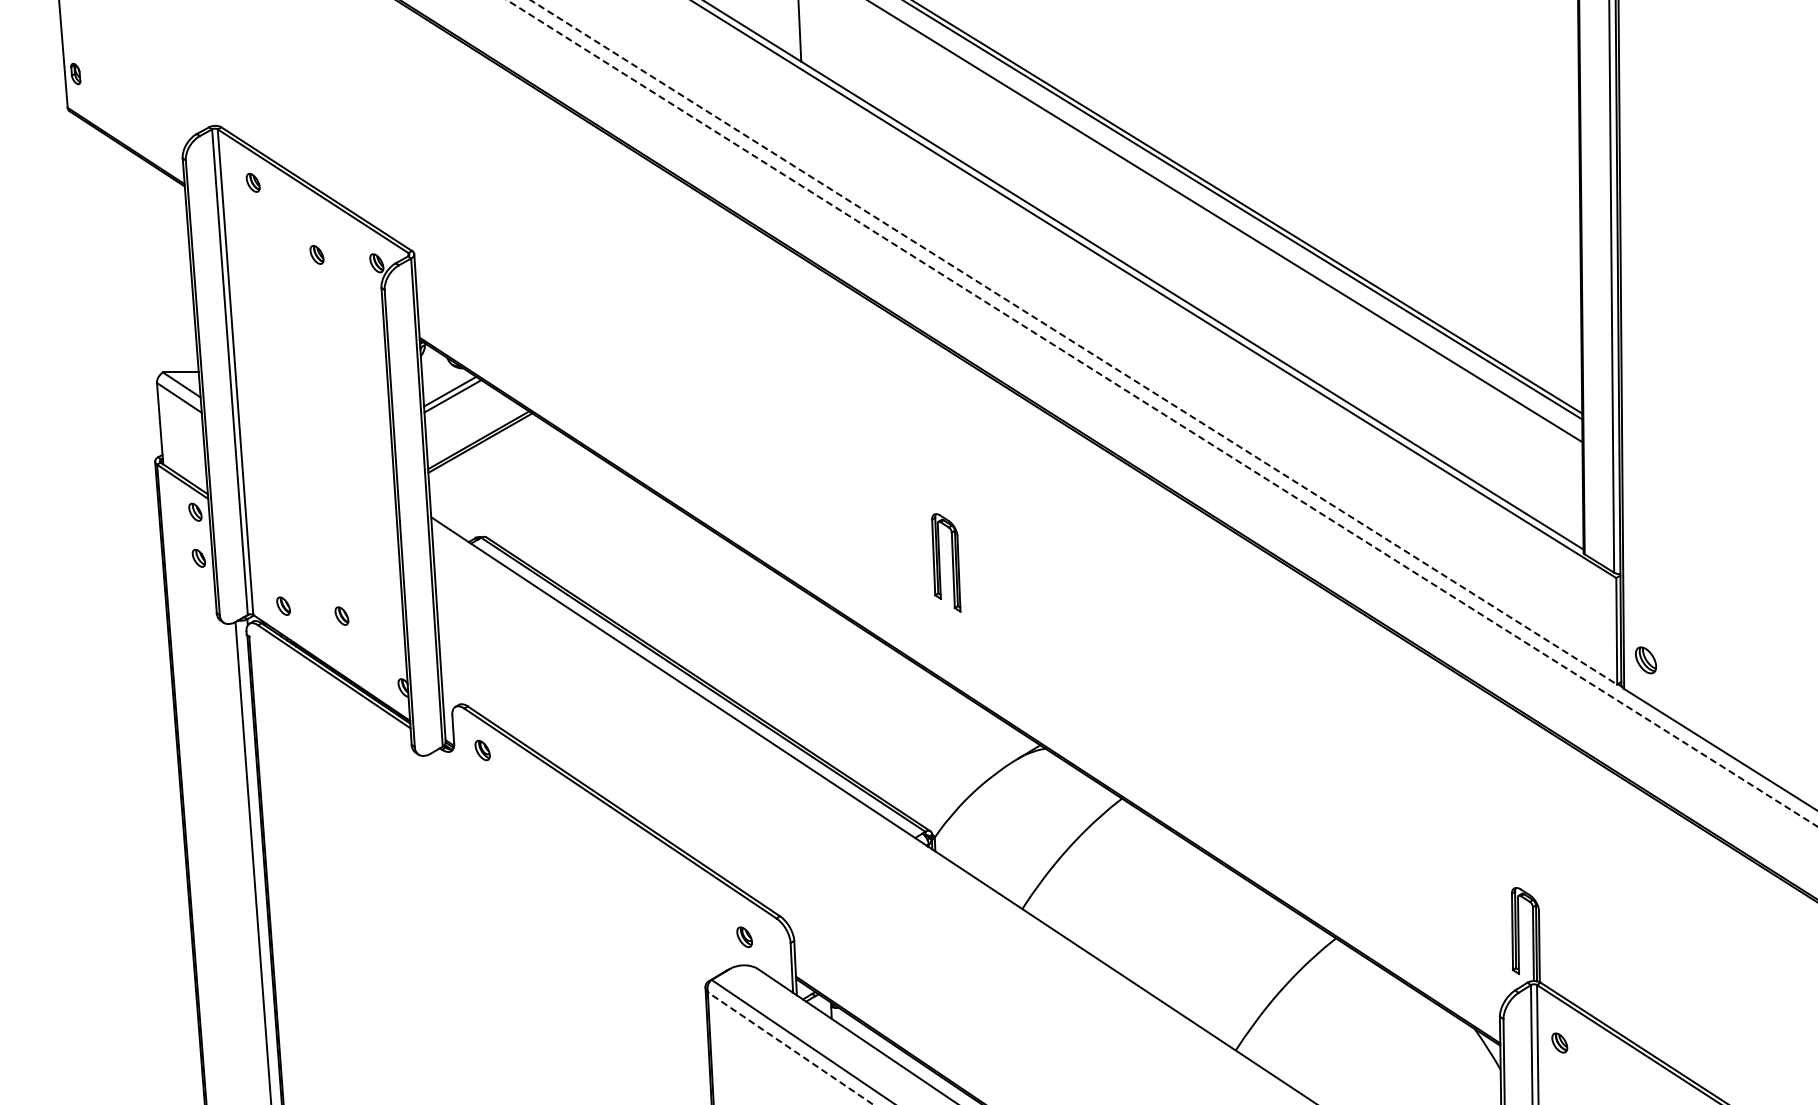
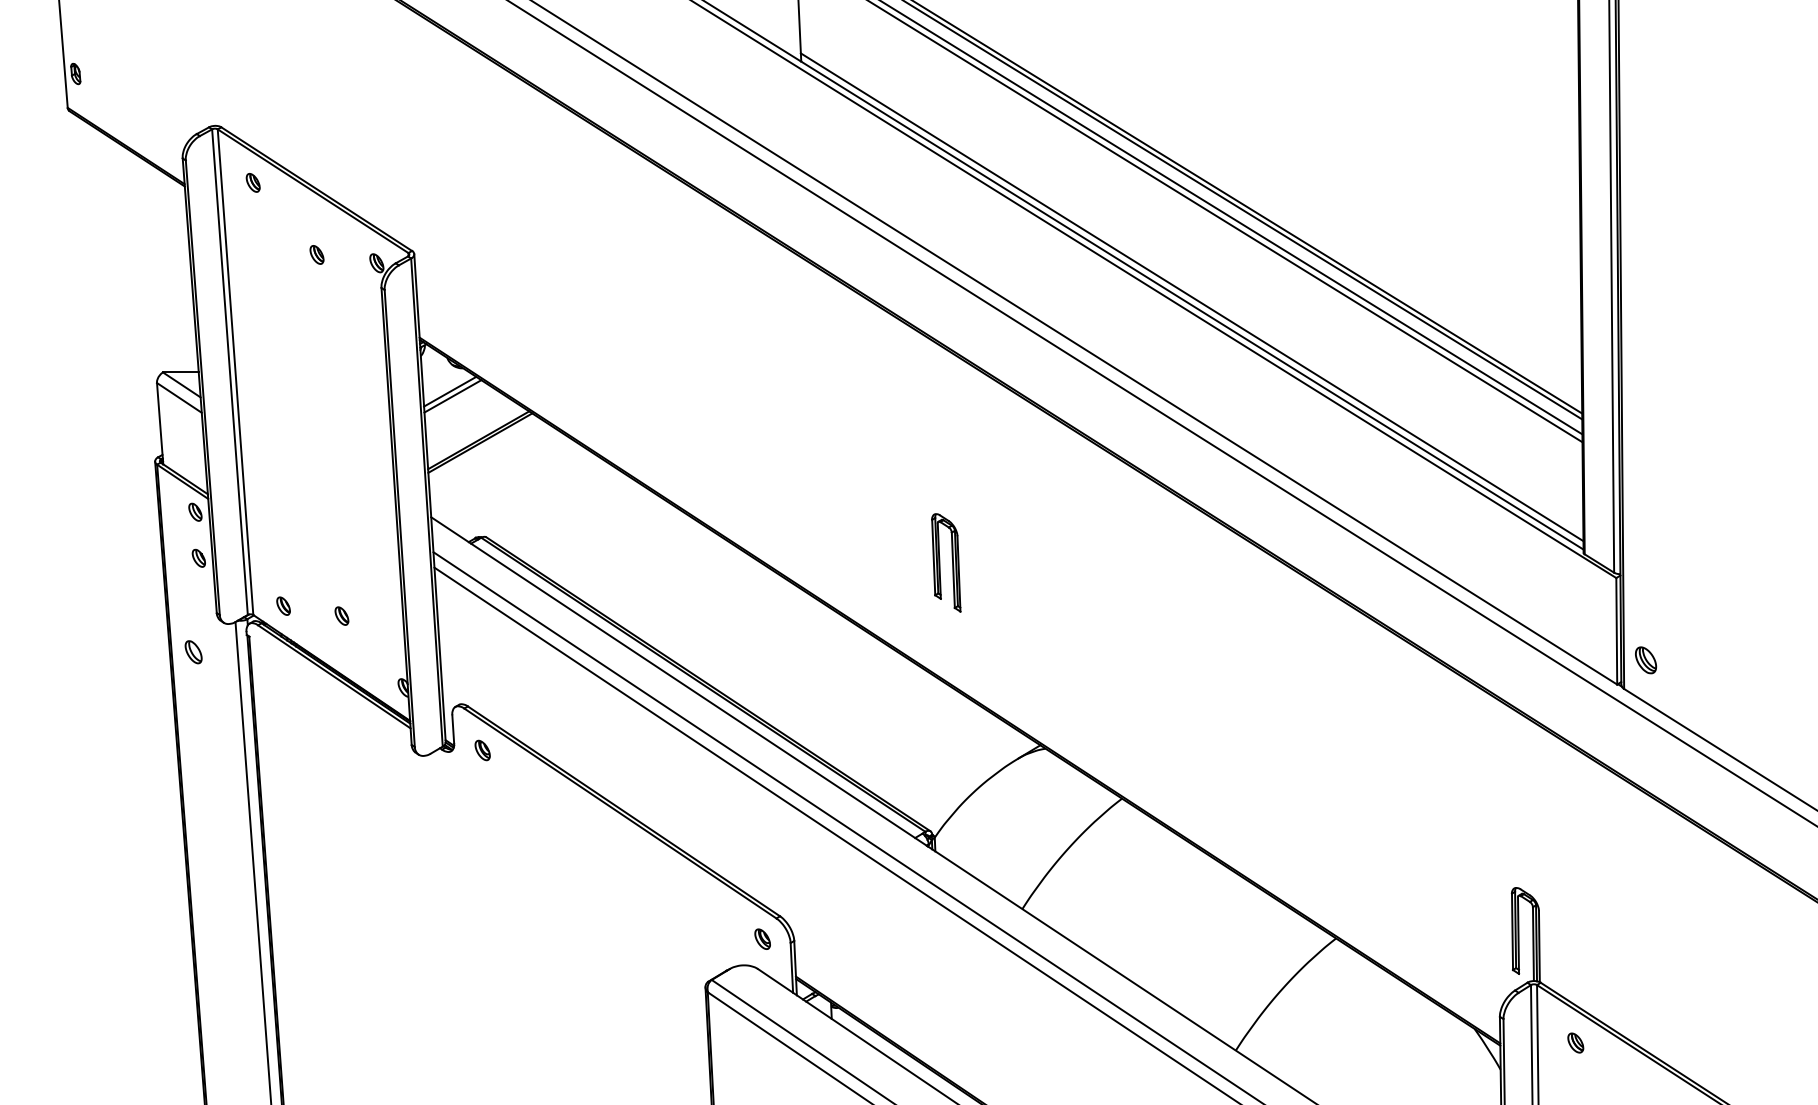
line: none -> present (1232, 218)
line: none -> present (1191, 297)
line: dashed -> solid (1074, 342)
line: dashed -> solid (1162, 413)
part: none -> present (193, 652)
line: none -> present (846, 826)
line: none -> present (835, 834)
part position: (744, 936) -> (762, 938) (762, 938)
part position: (1559, 1042) -> (1575, 1042) (1575, 1042)
line: dashed -> solid (790, 1048)
